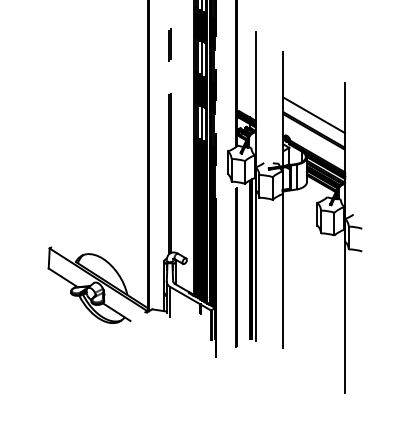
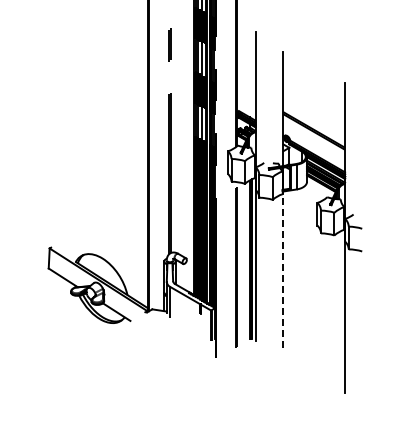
line: present -> none (314, 115)
line: solid -> dashed (283, 269)
